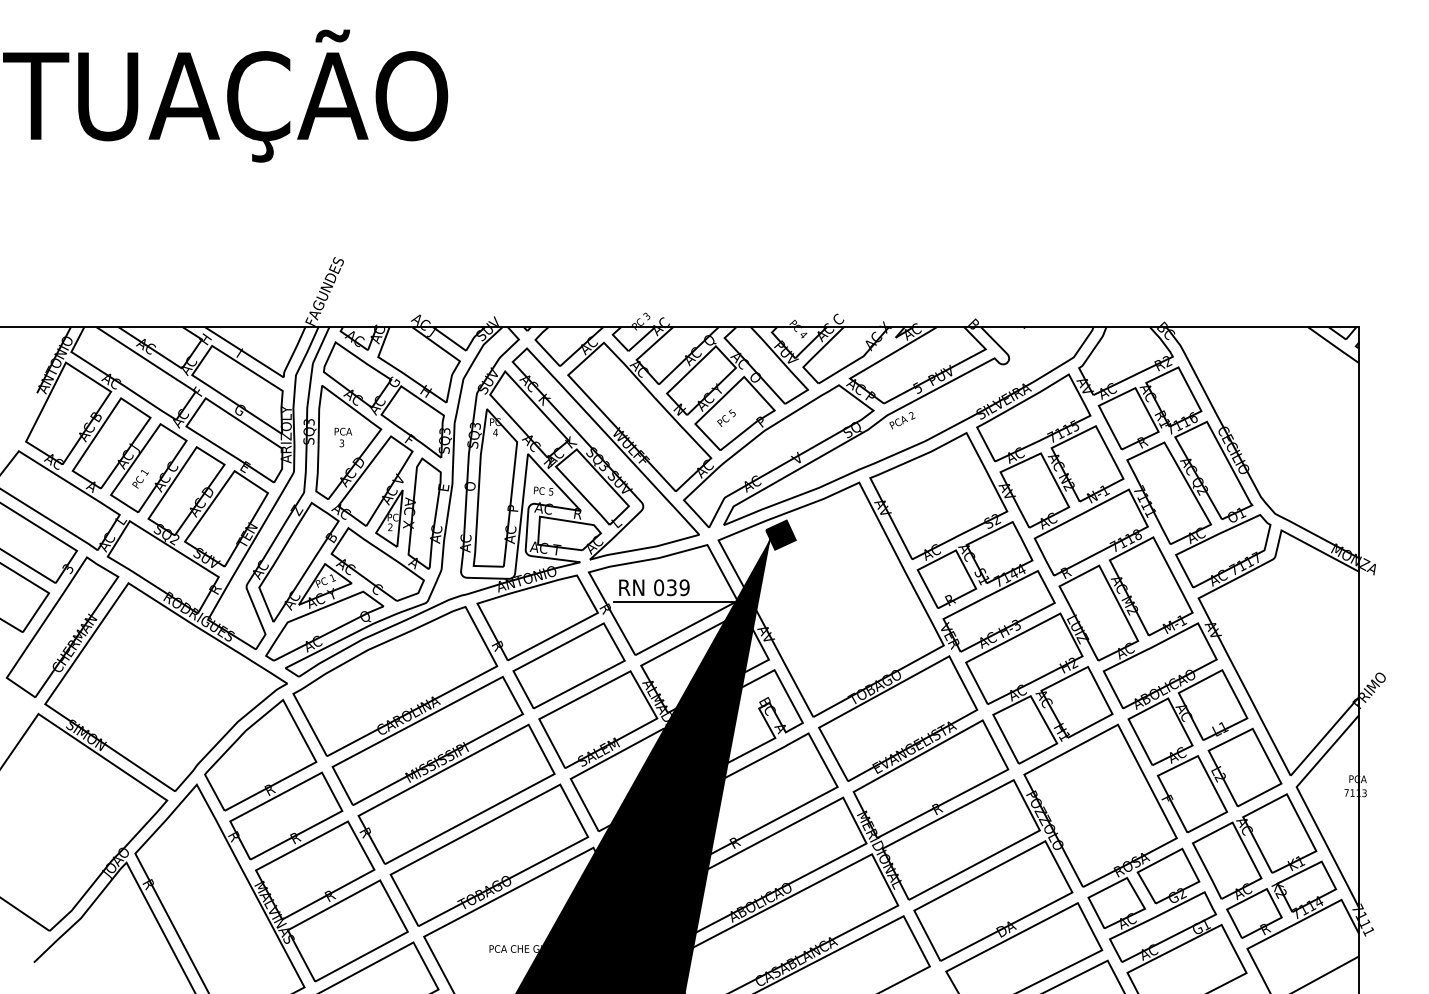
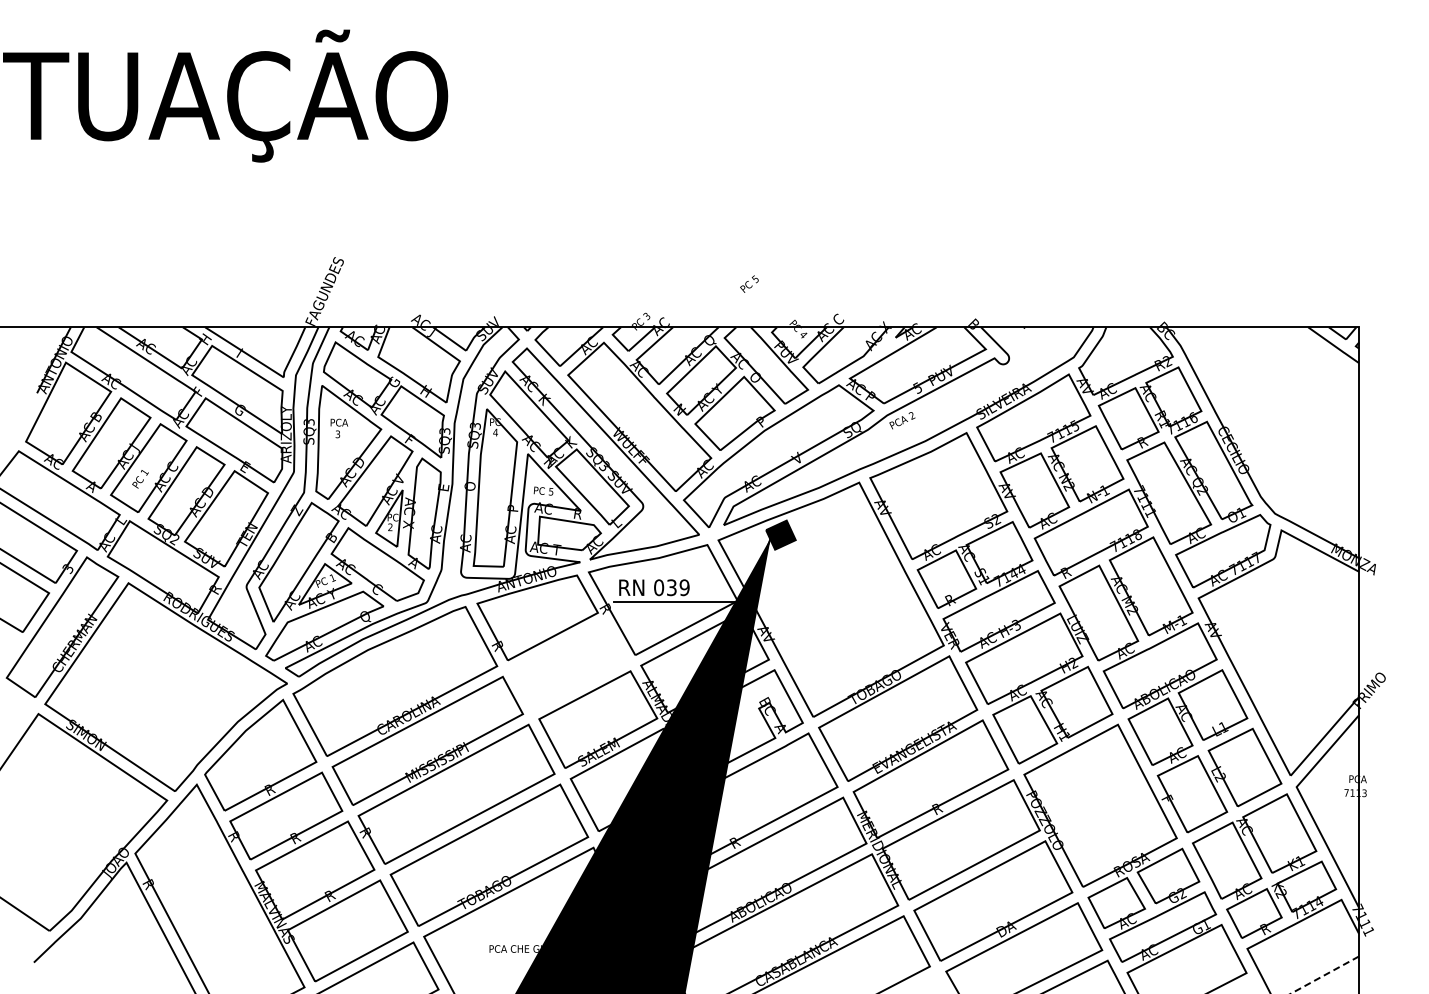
text position: (726, 417) -> (749, 283) (749, 283)
text position: (343, 437) -> (339, 428) (339, 428)
part: present -> none (568, 665)
line: solid -> dashed (1324, 975)
